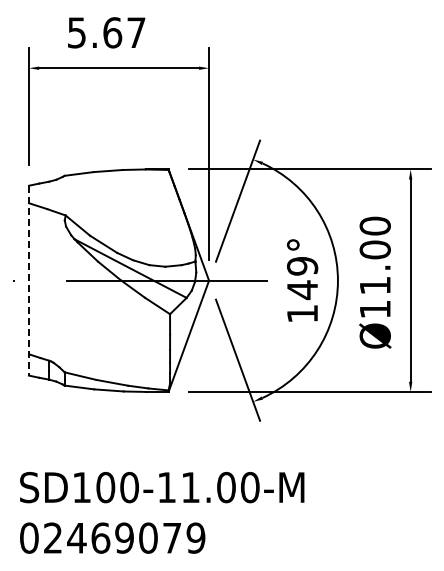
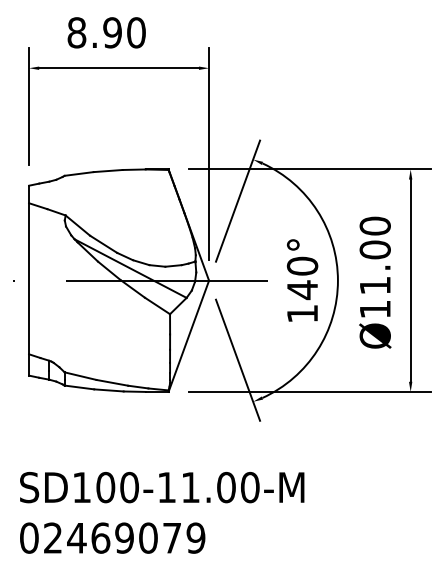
text: 5.67 -> 8.90 (106, 32)
text: 149° -> 140° (302, 265)
line: dashed -> solid (29, 280)
